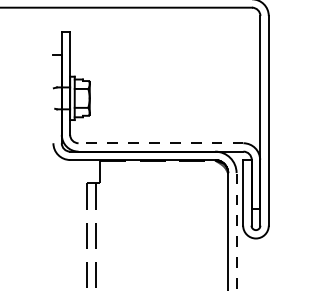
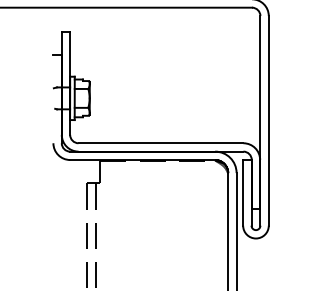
line: dashed -> solid (160, 143)
line: dashed -> solid (236, 232)
